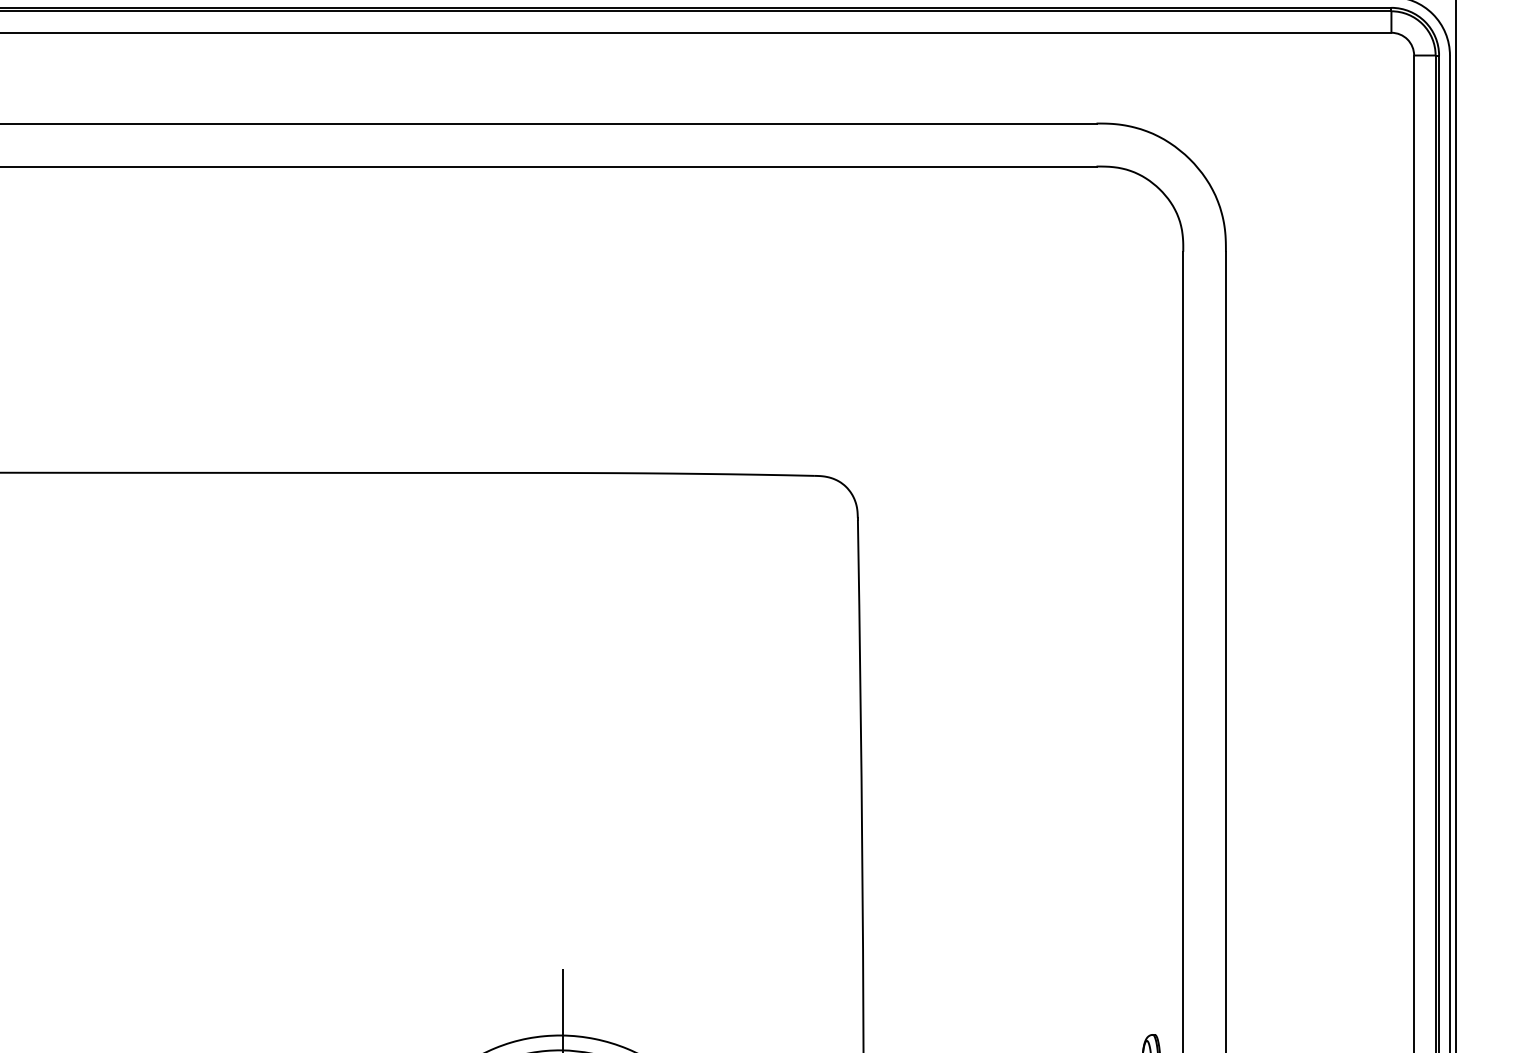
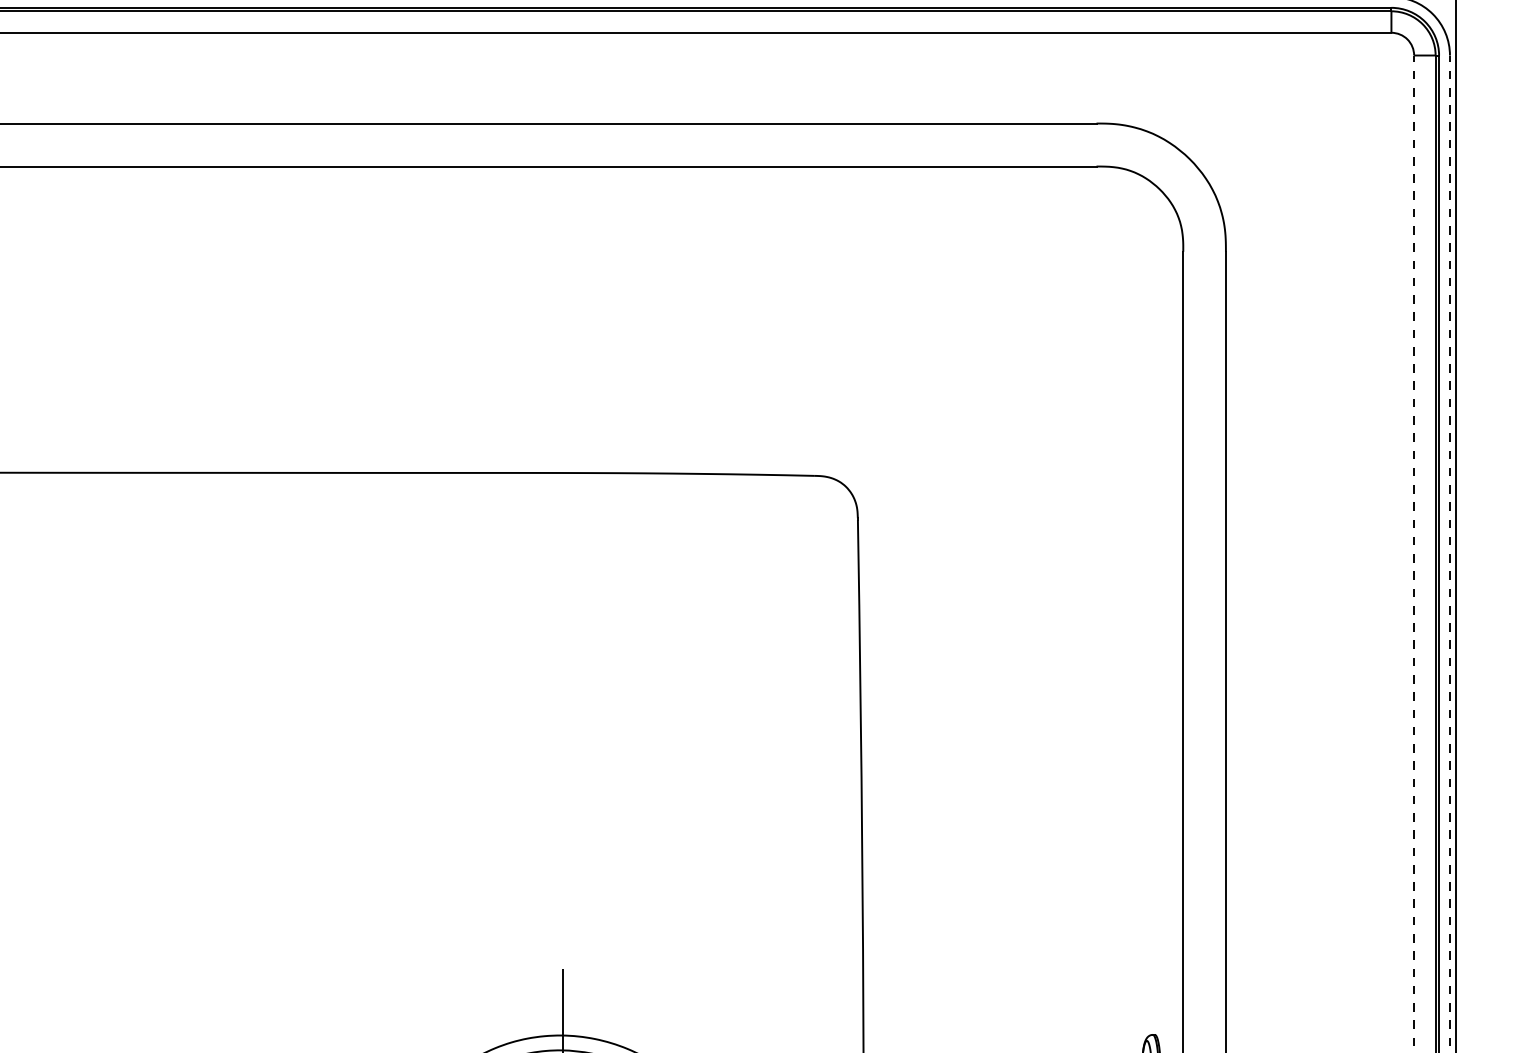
line: solid -> dashed (1414, 553)
line: solid -> dashed (1449, 553)
